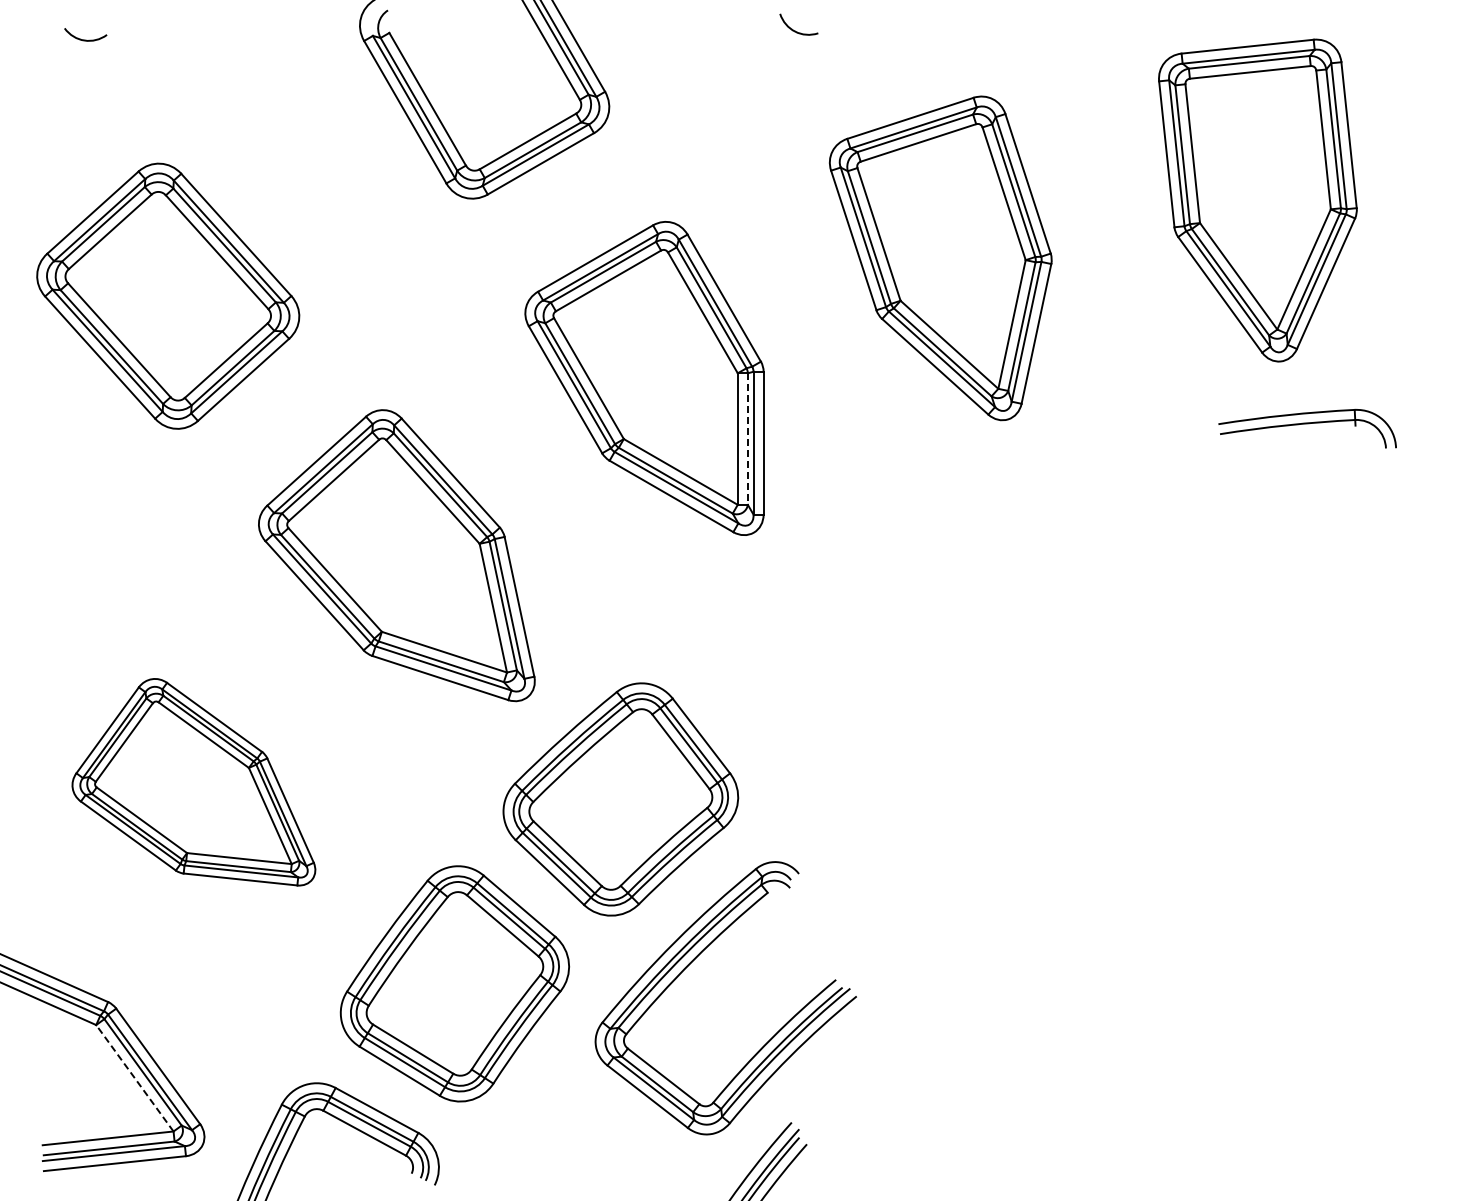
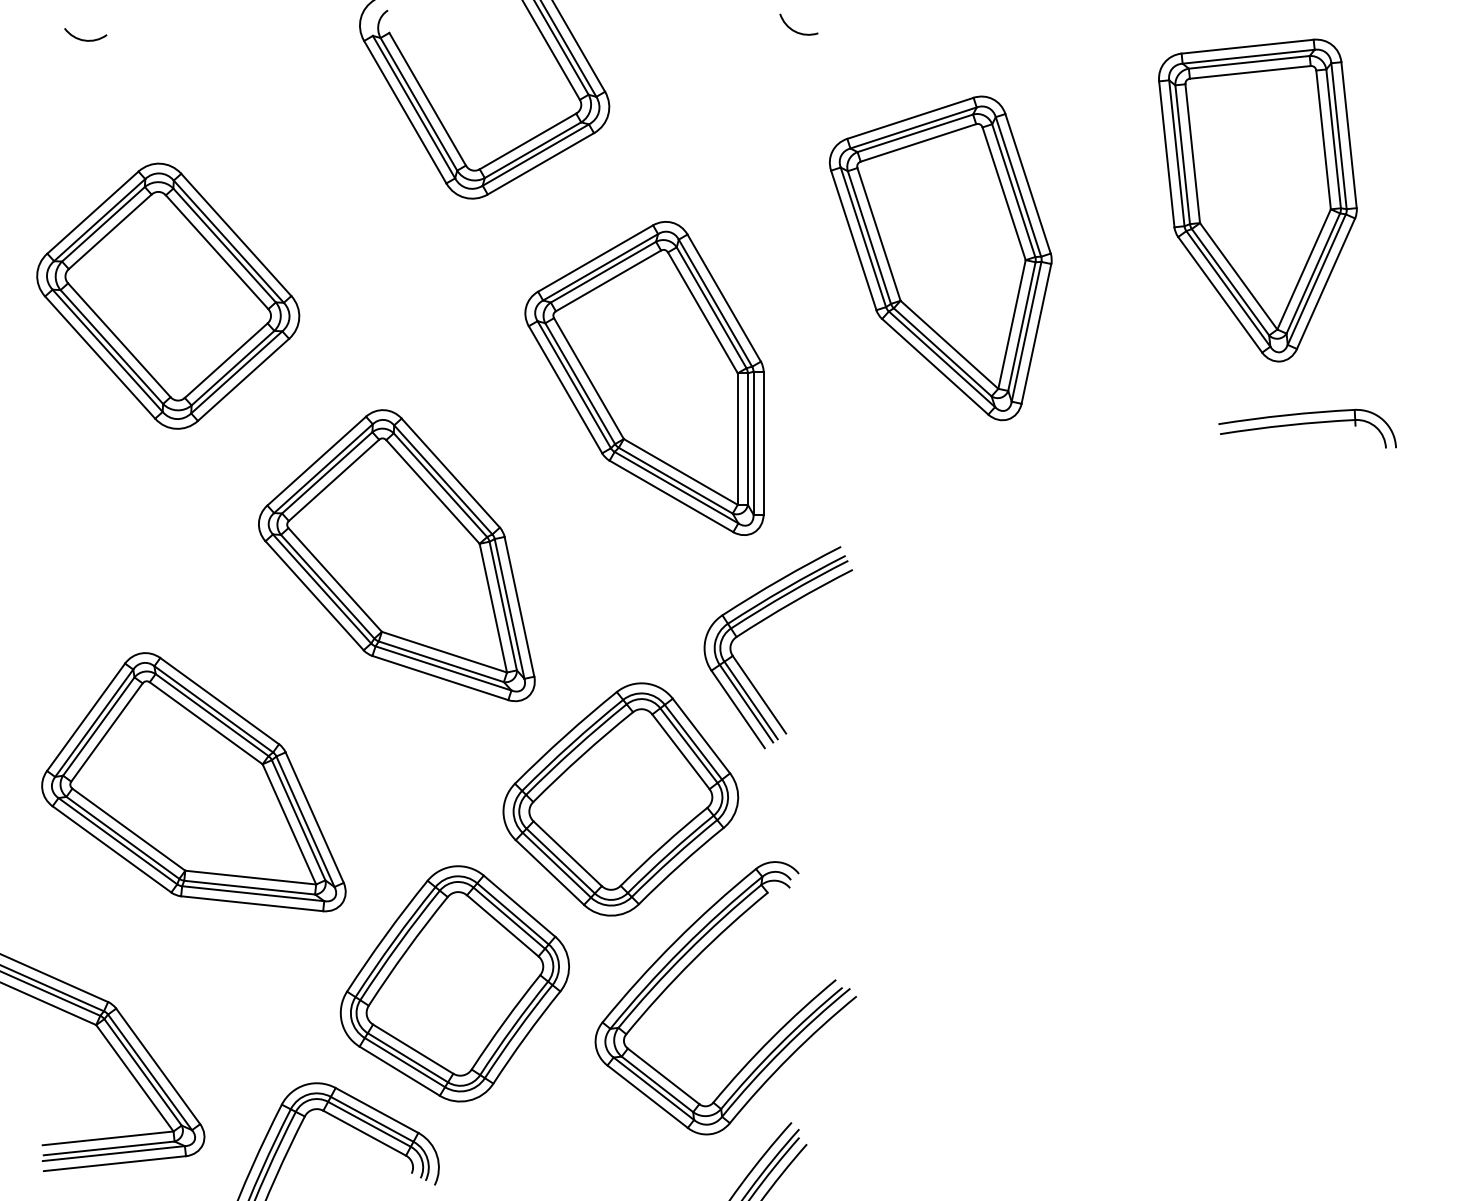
line: dashed -> solid (747, 439)
part: none -> present (763, 621)
part size: 246x209 px -> 306x261 px (193, 782)
line: dashed -> solid (134, 1078)
